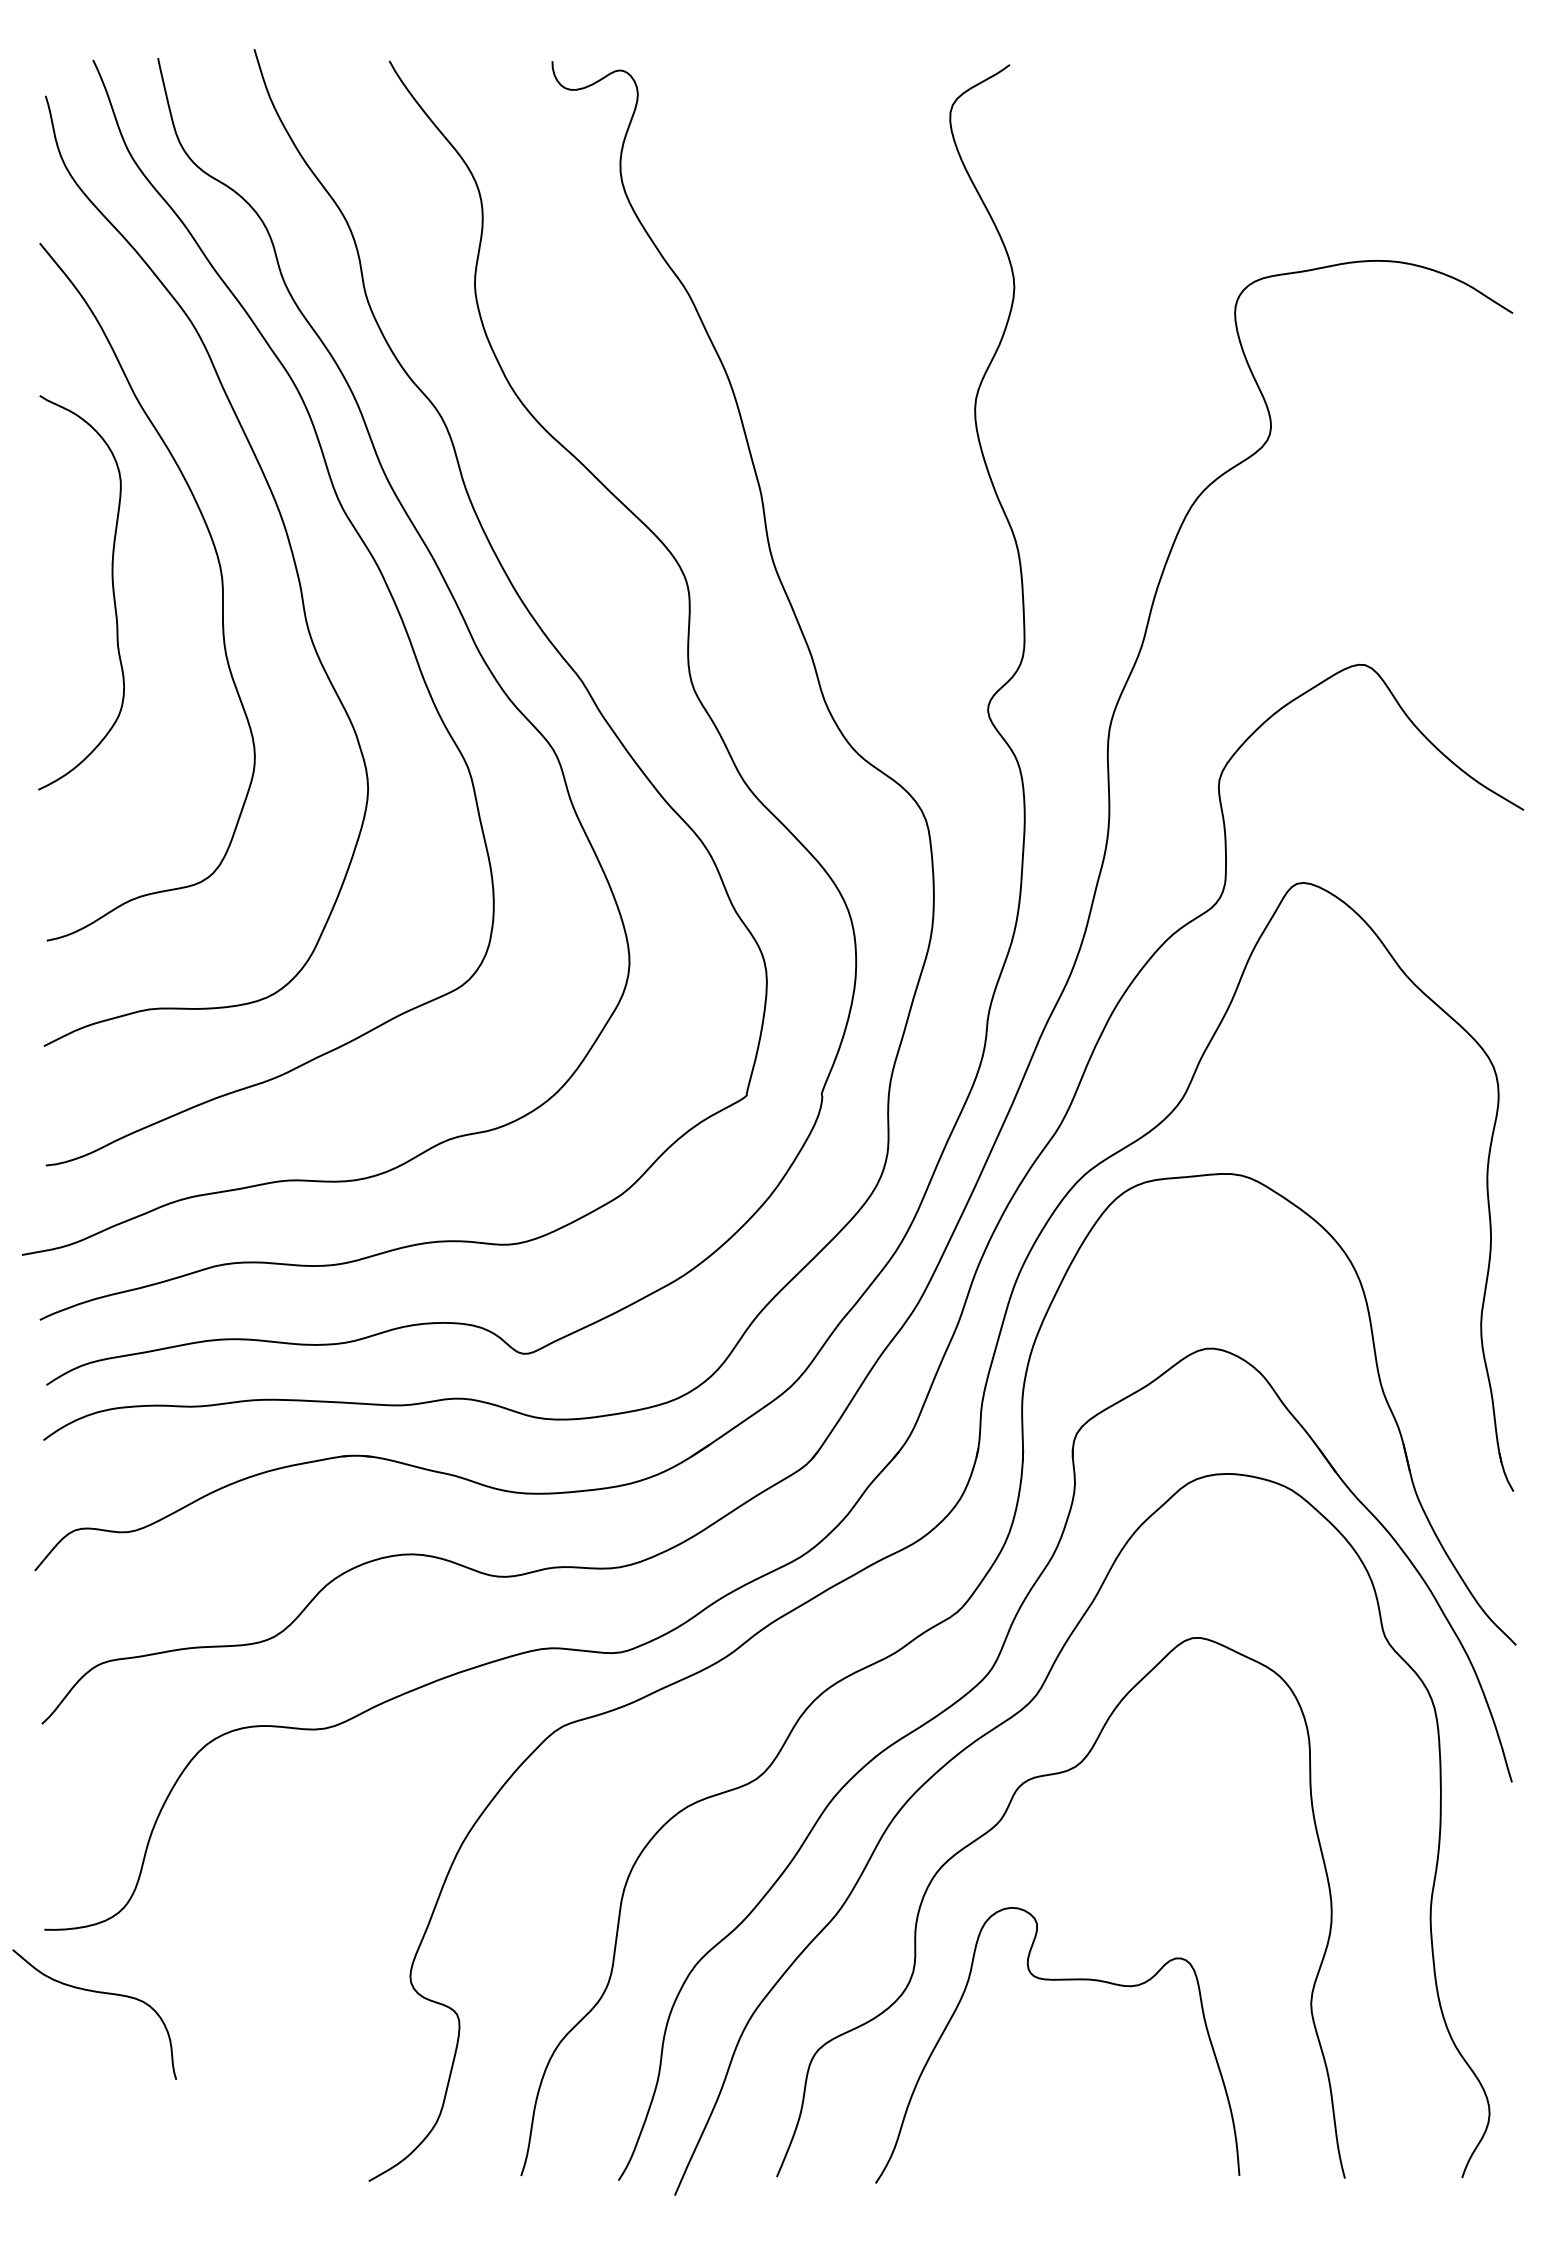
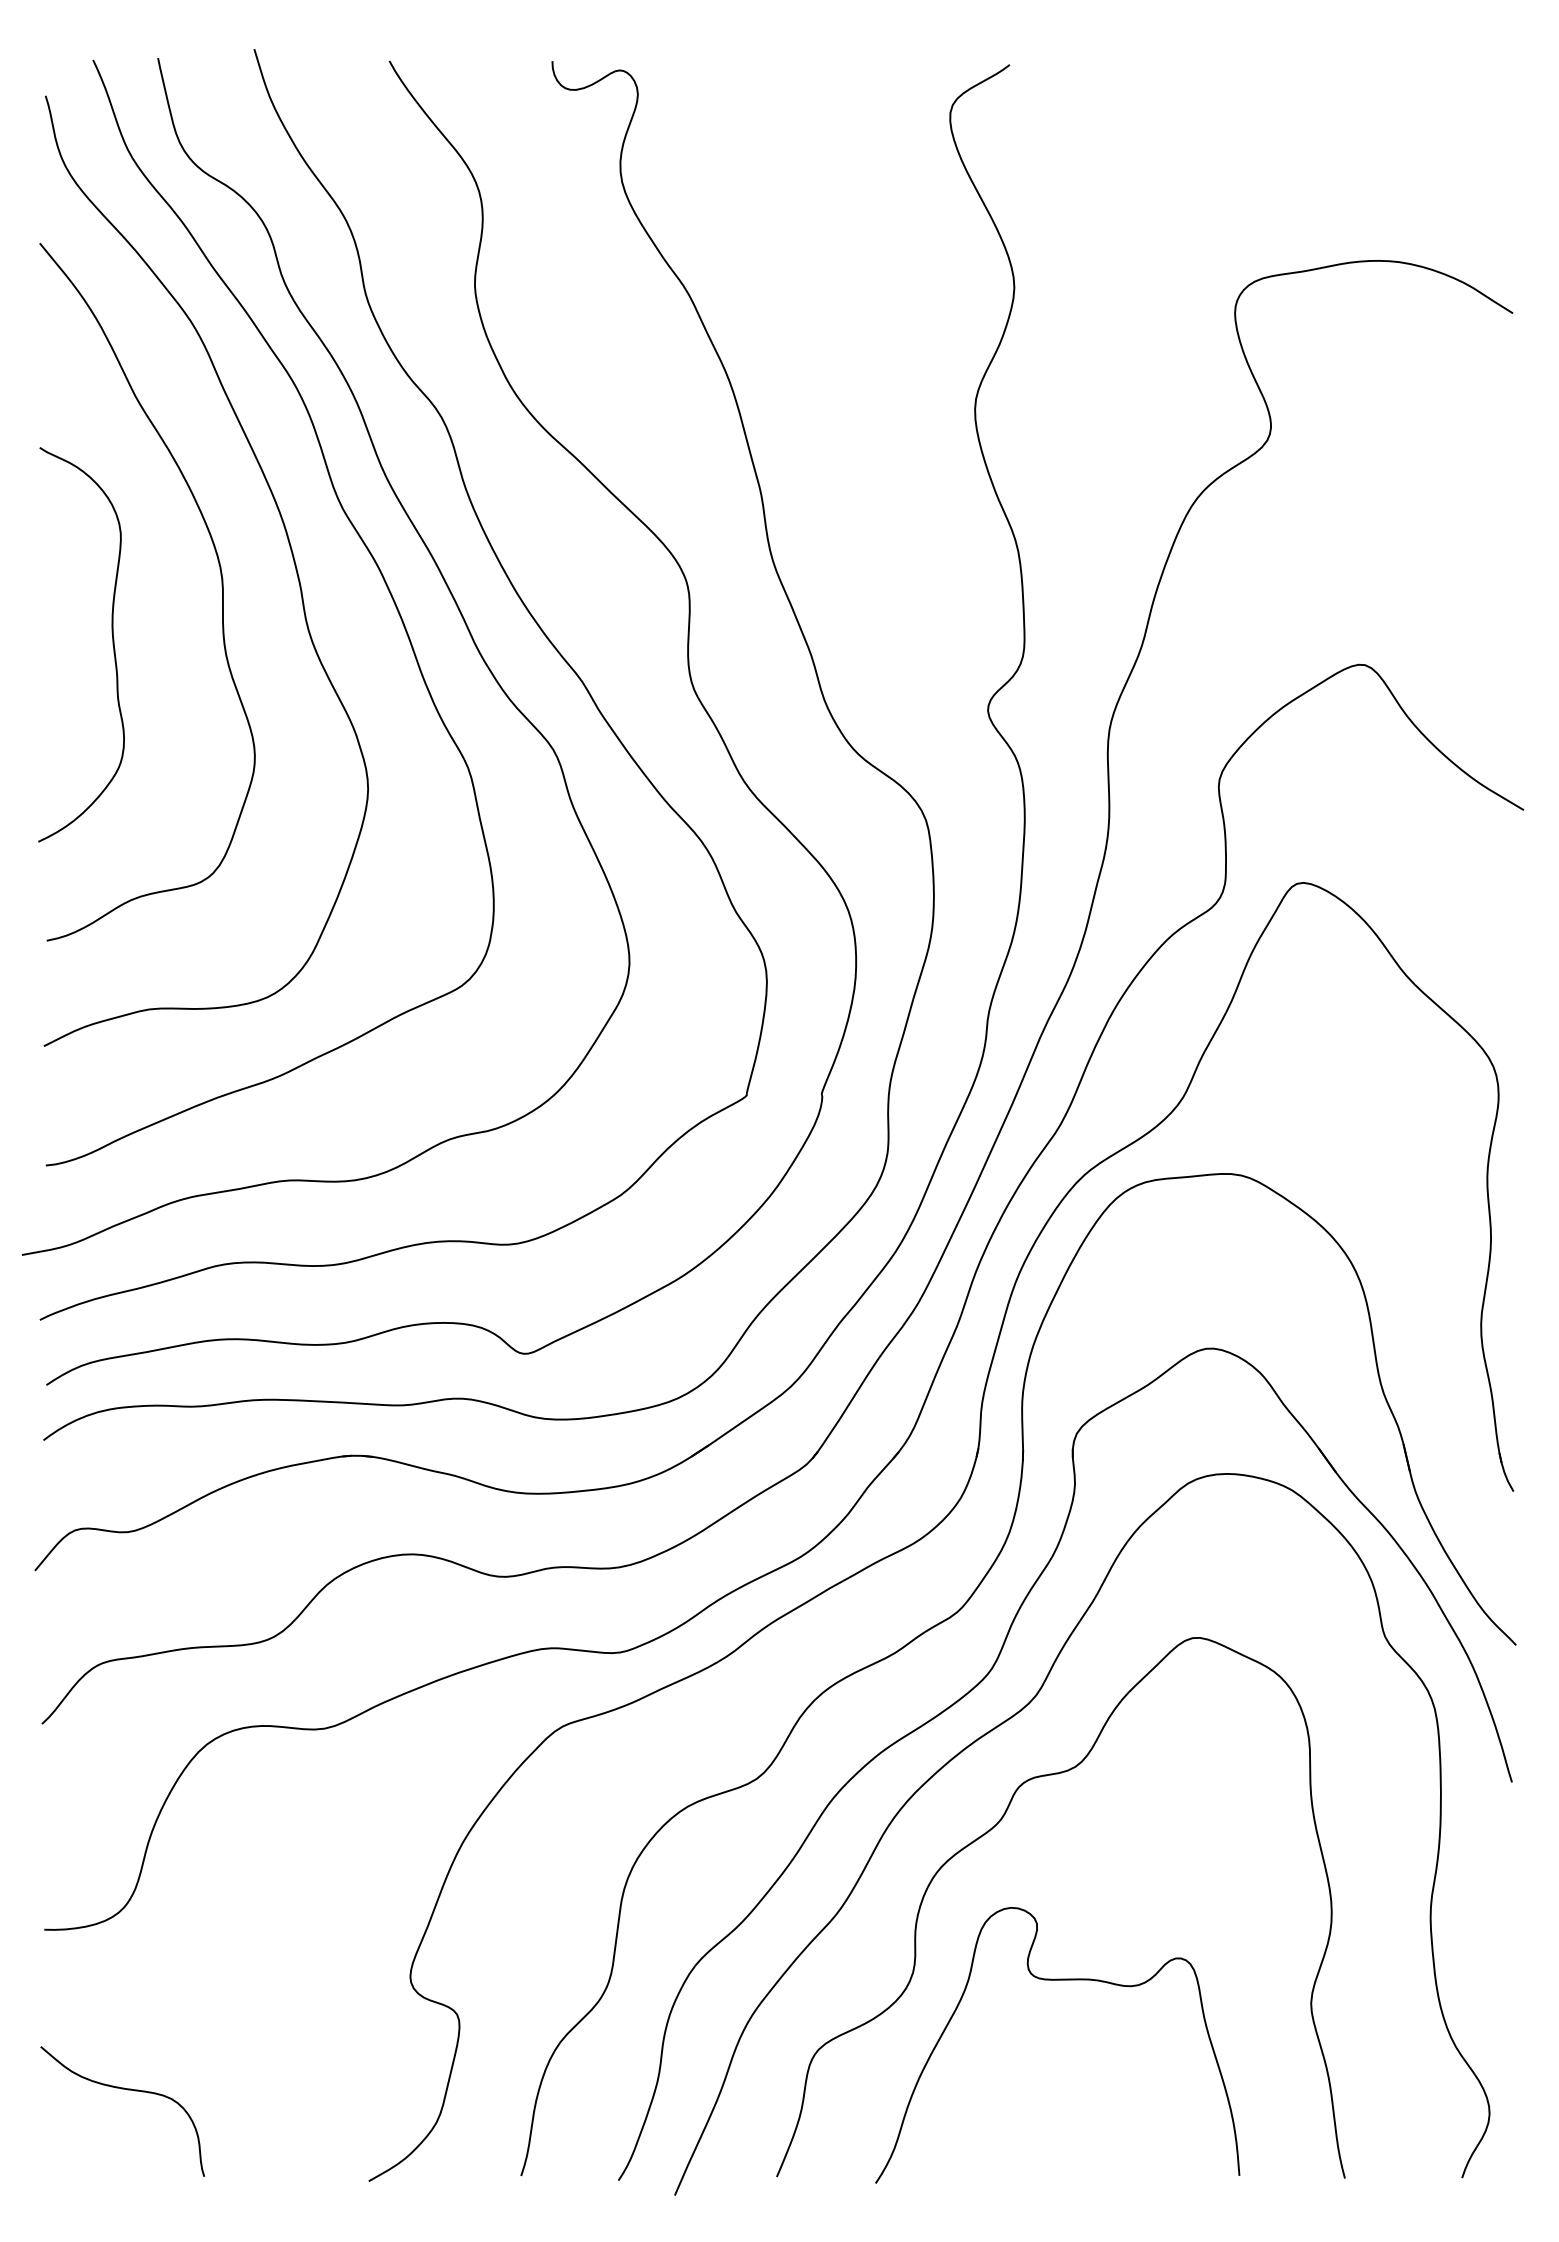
curve position: (112, 592) -> (112, 644) (112, 644)
curve position: (99, 1993) -> (127, 2090) (127, 2090)
